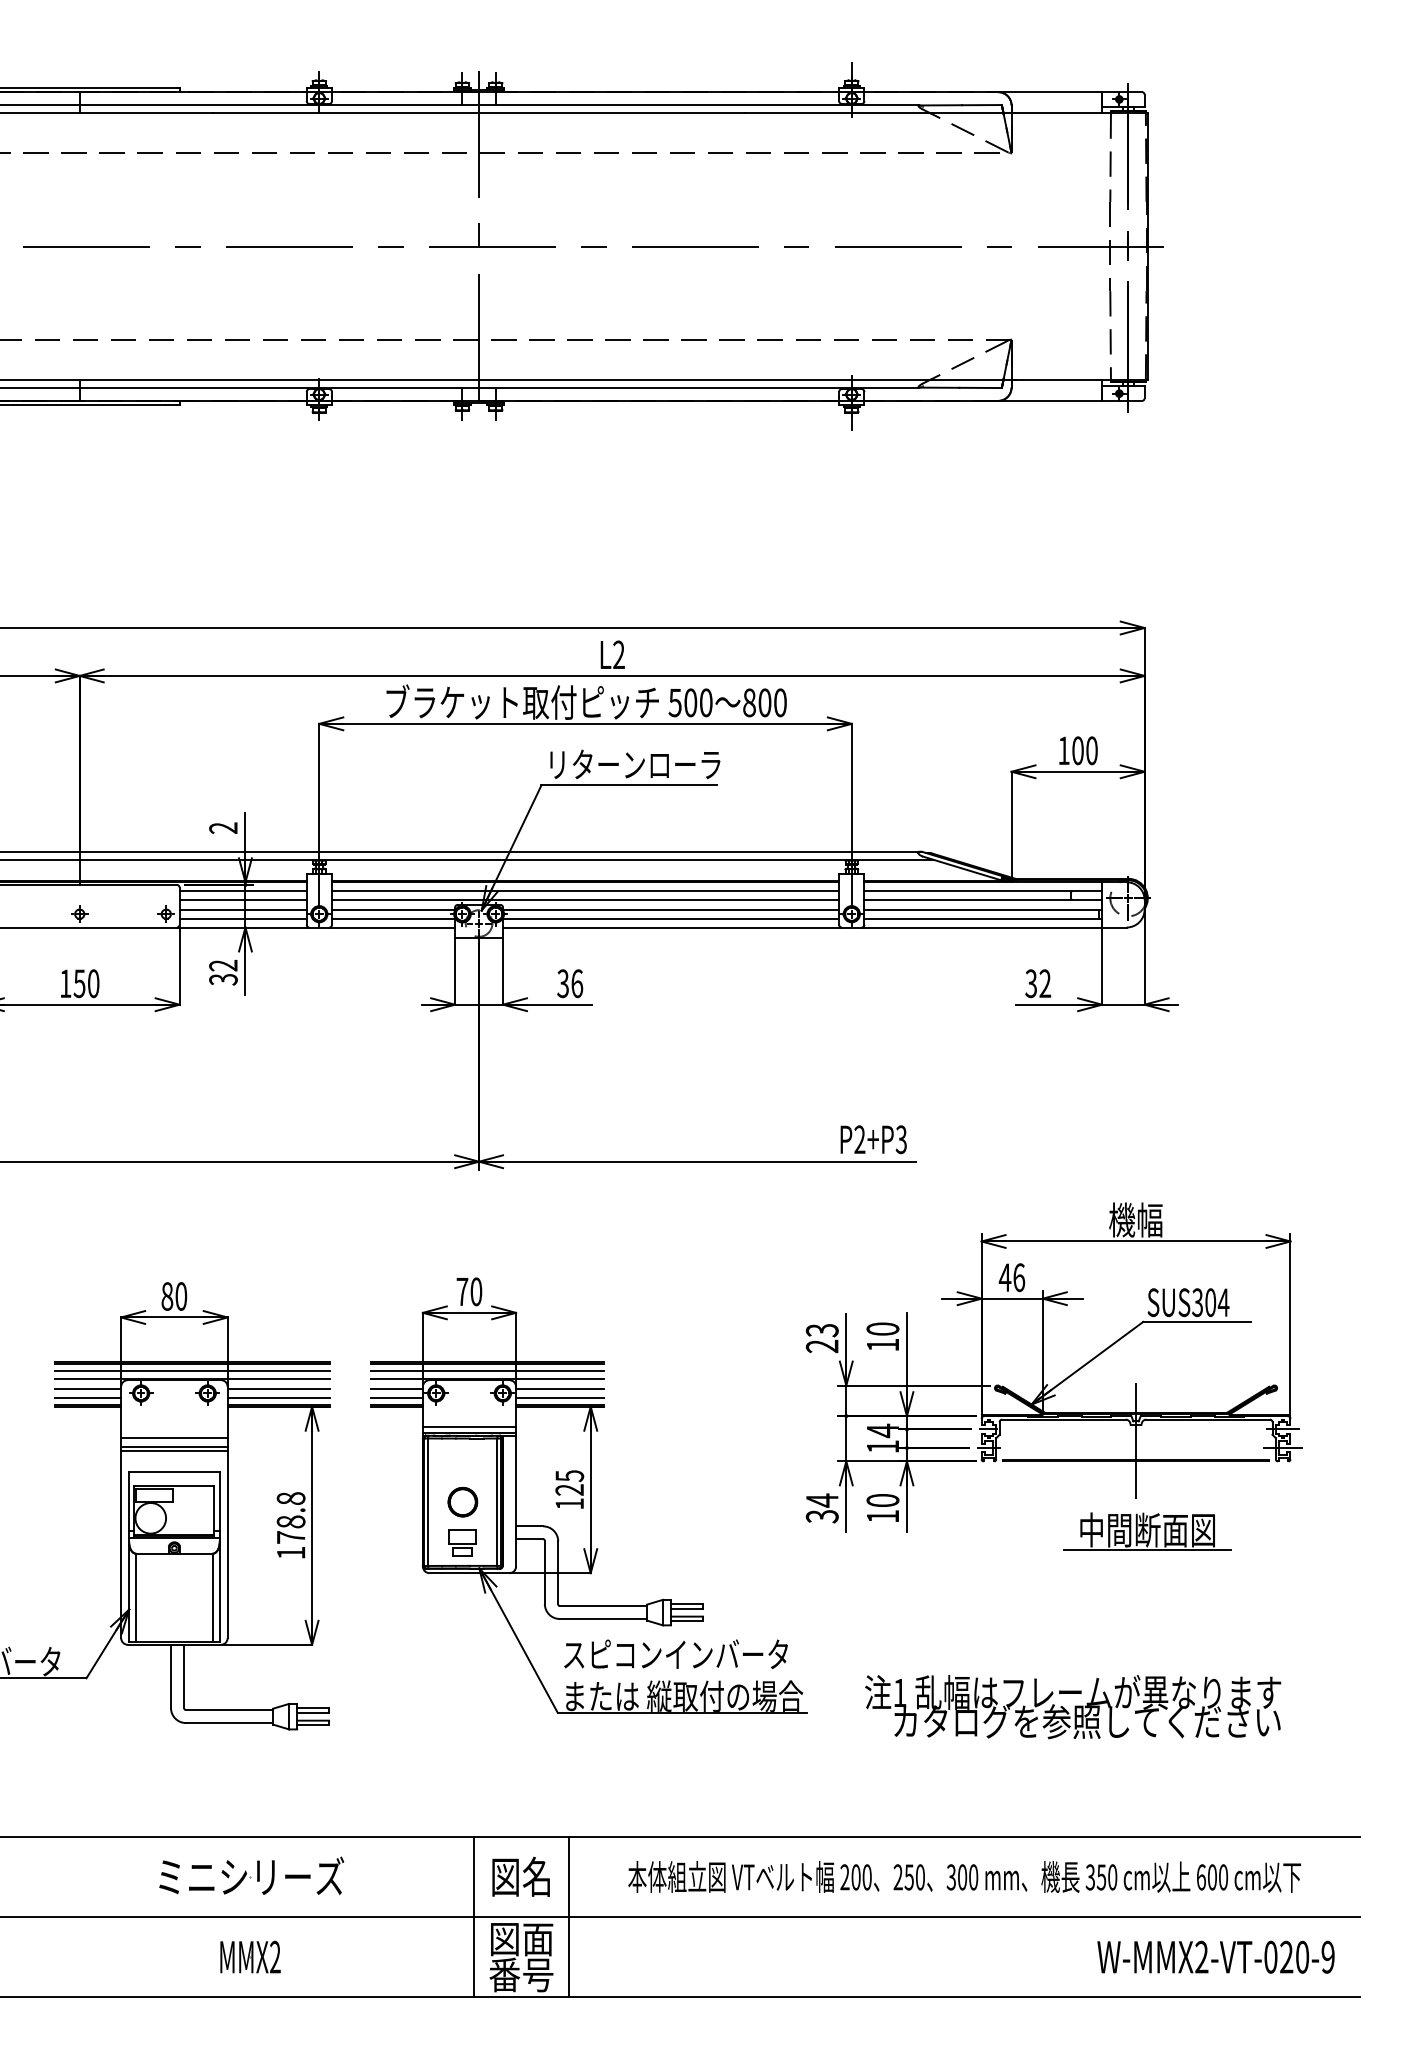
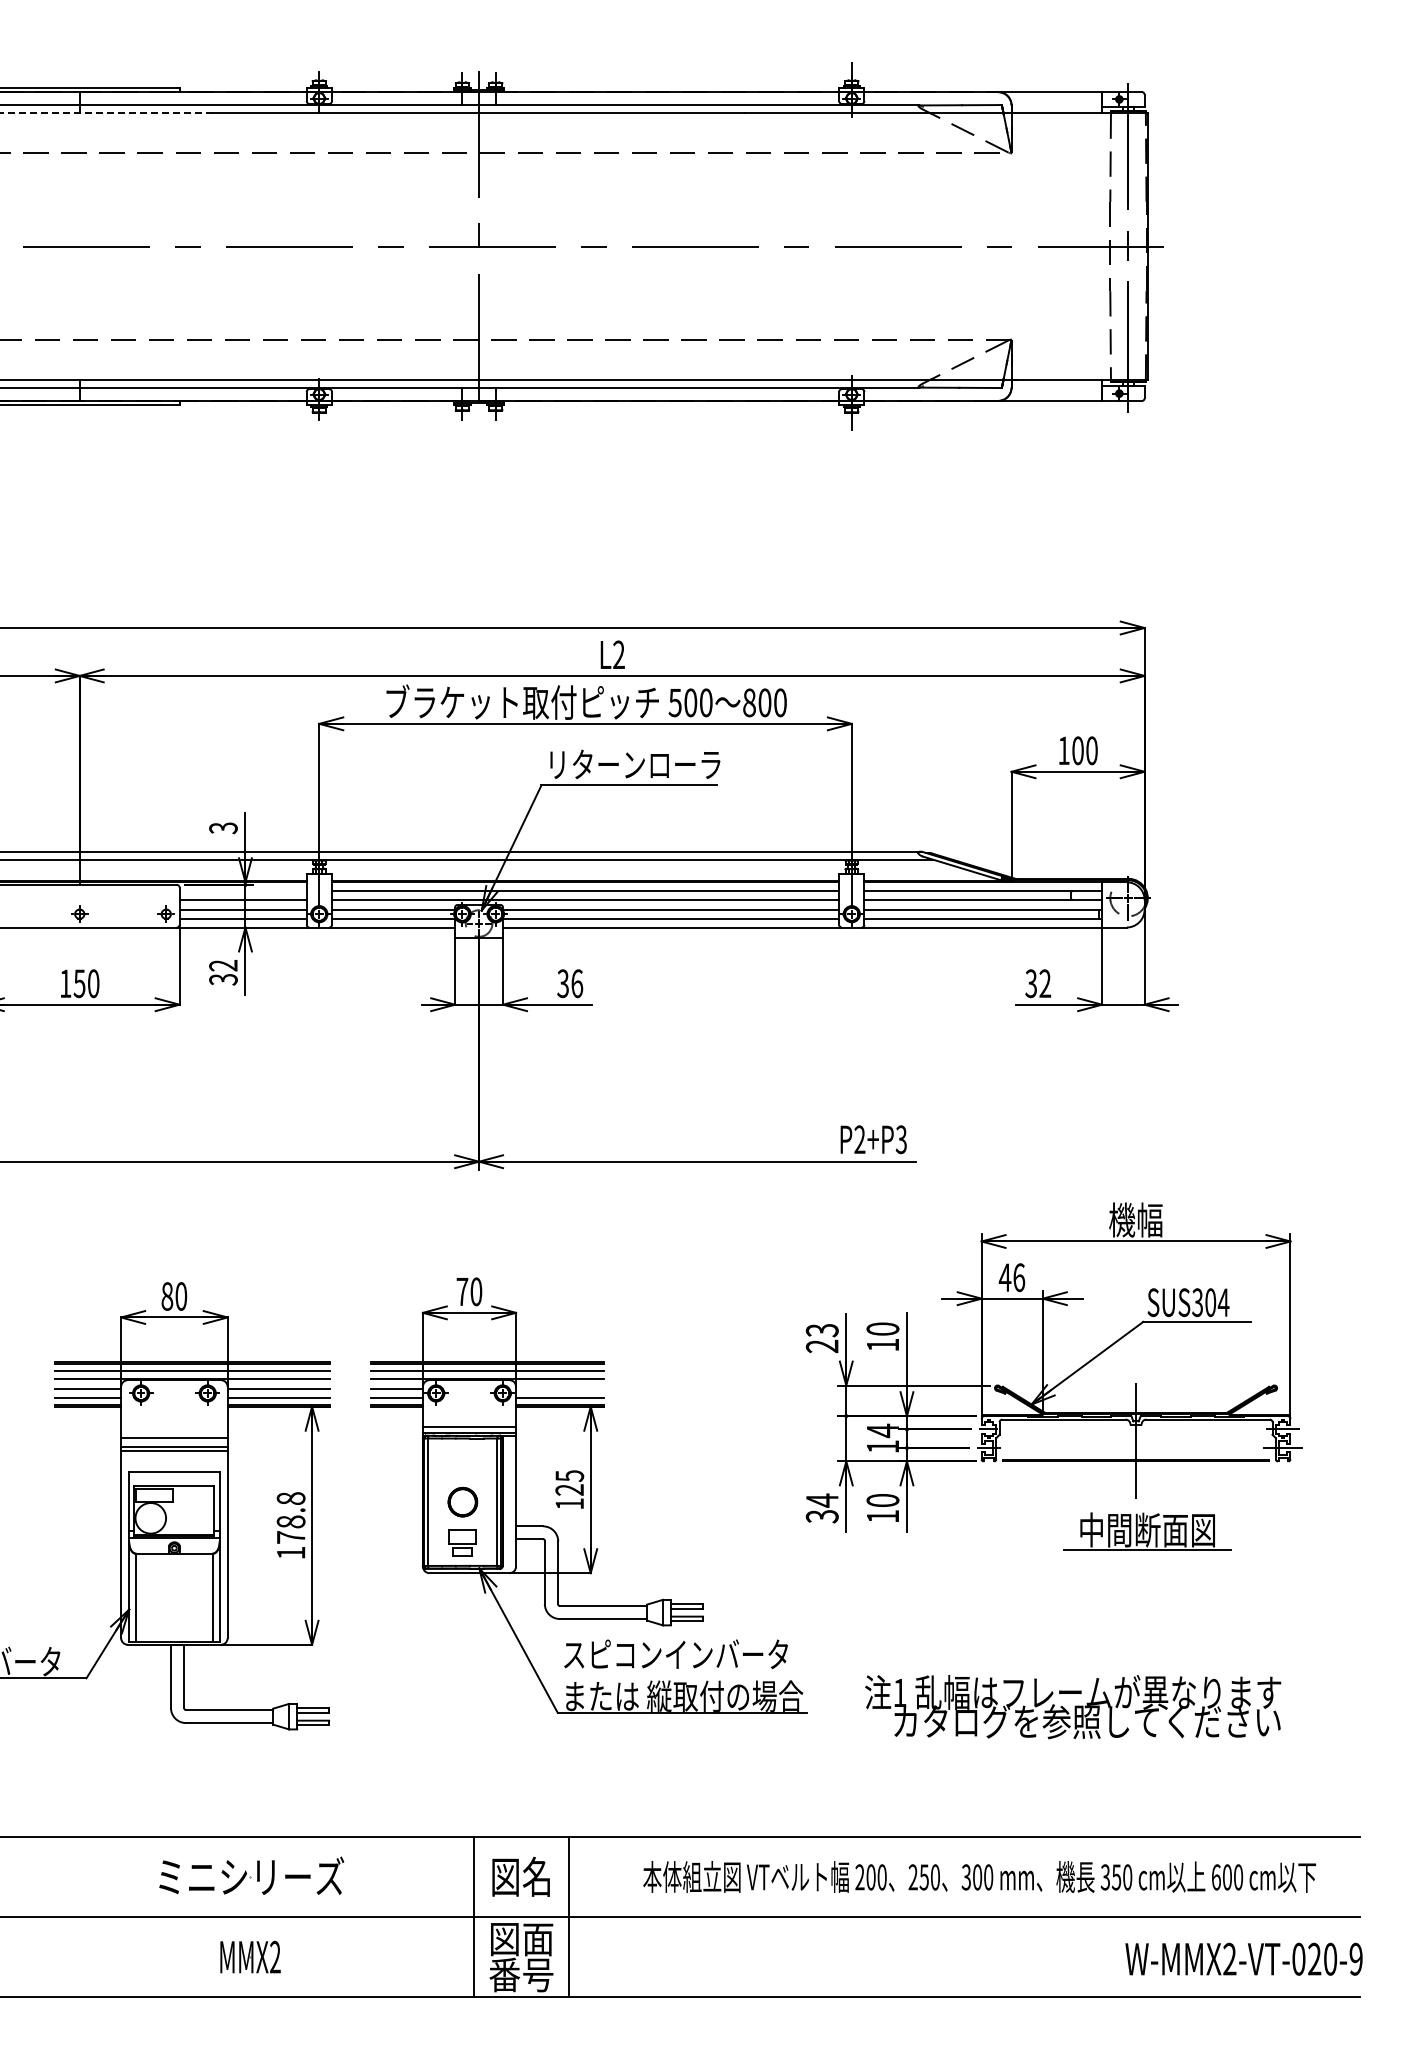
line: solid -> dashed (106, 113)
text: 2 -> 3 (223, 828)
line: present -> none (242, 891)
line: present -> none (559, 1389)
text position: (964, 1876) -> (979, 1876) (979, 1876)
text position: (1215, 1956) -> (1243, 1958) (1243, 1958)
